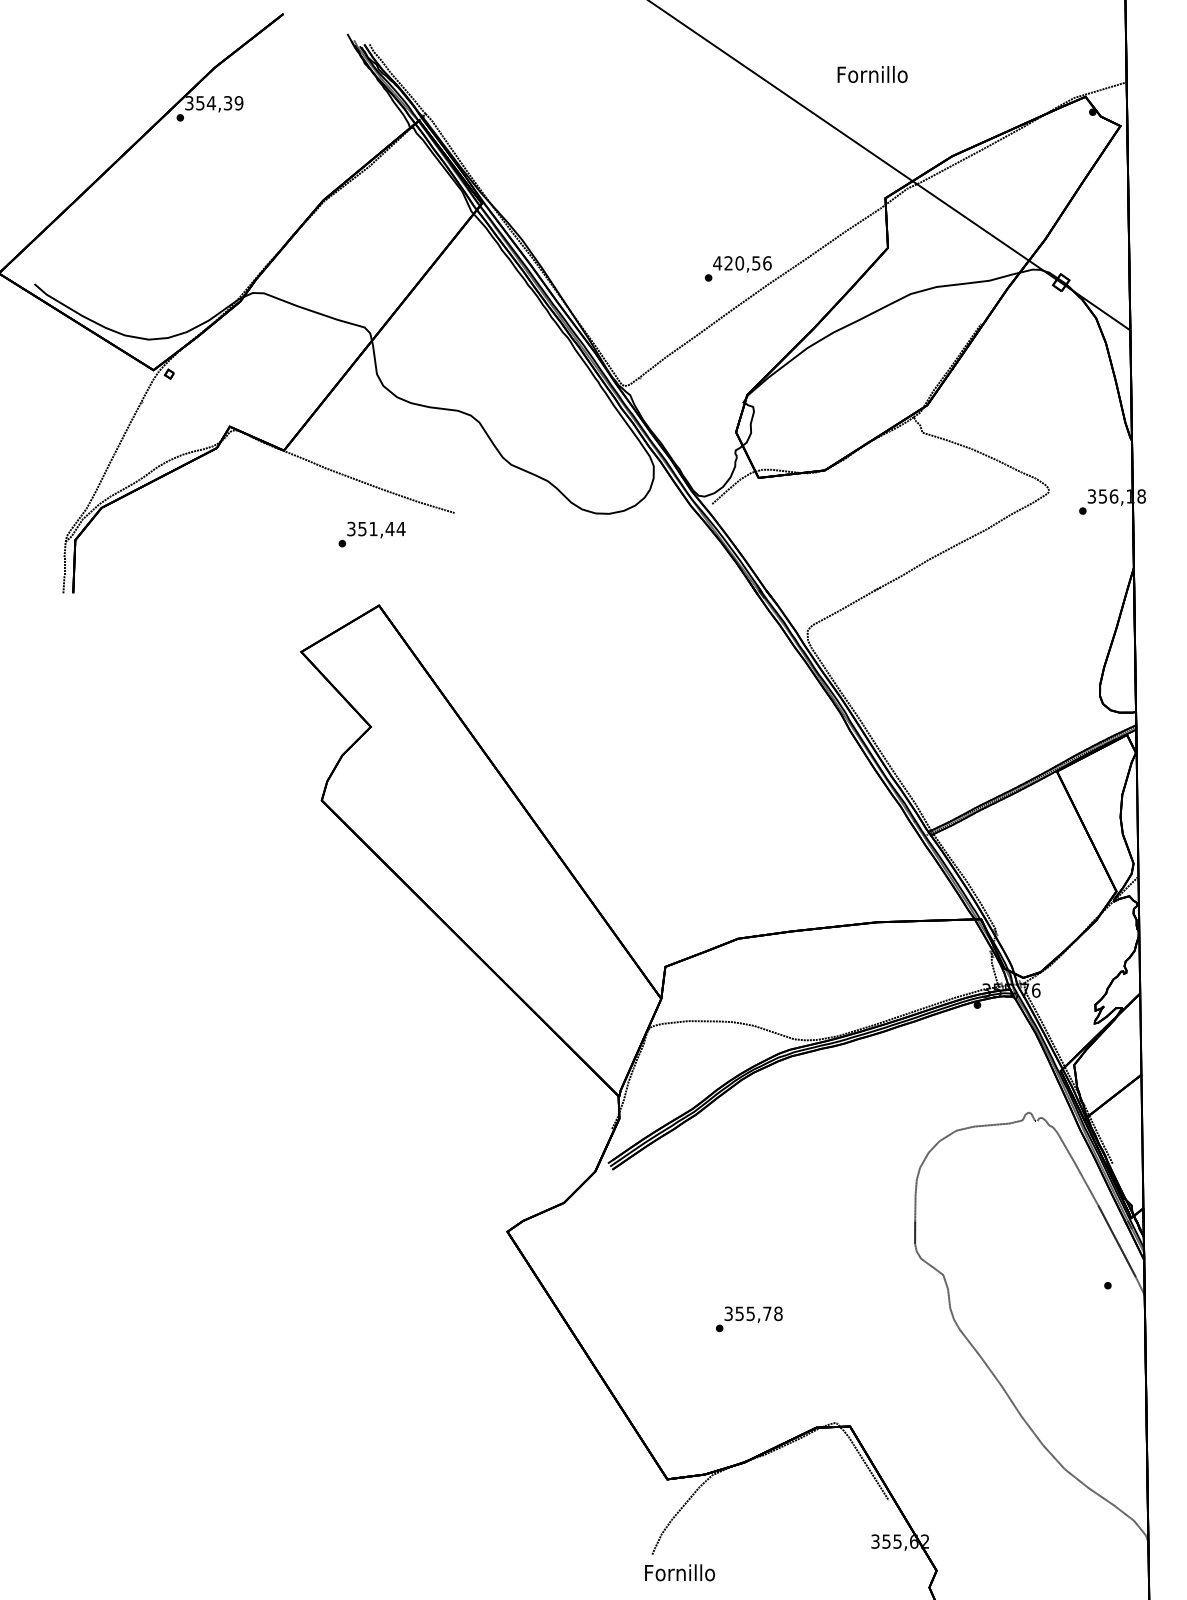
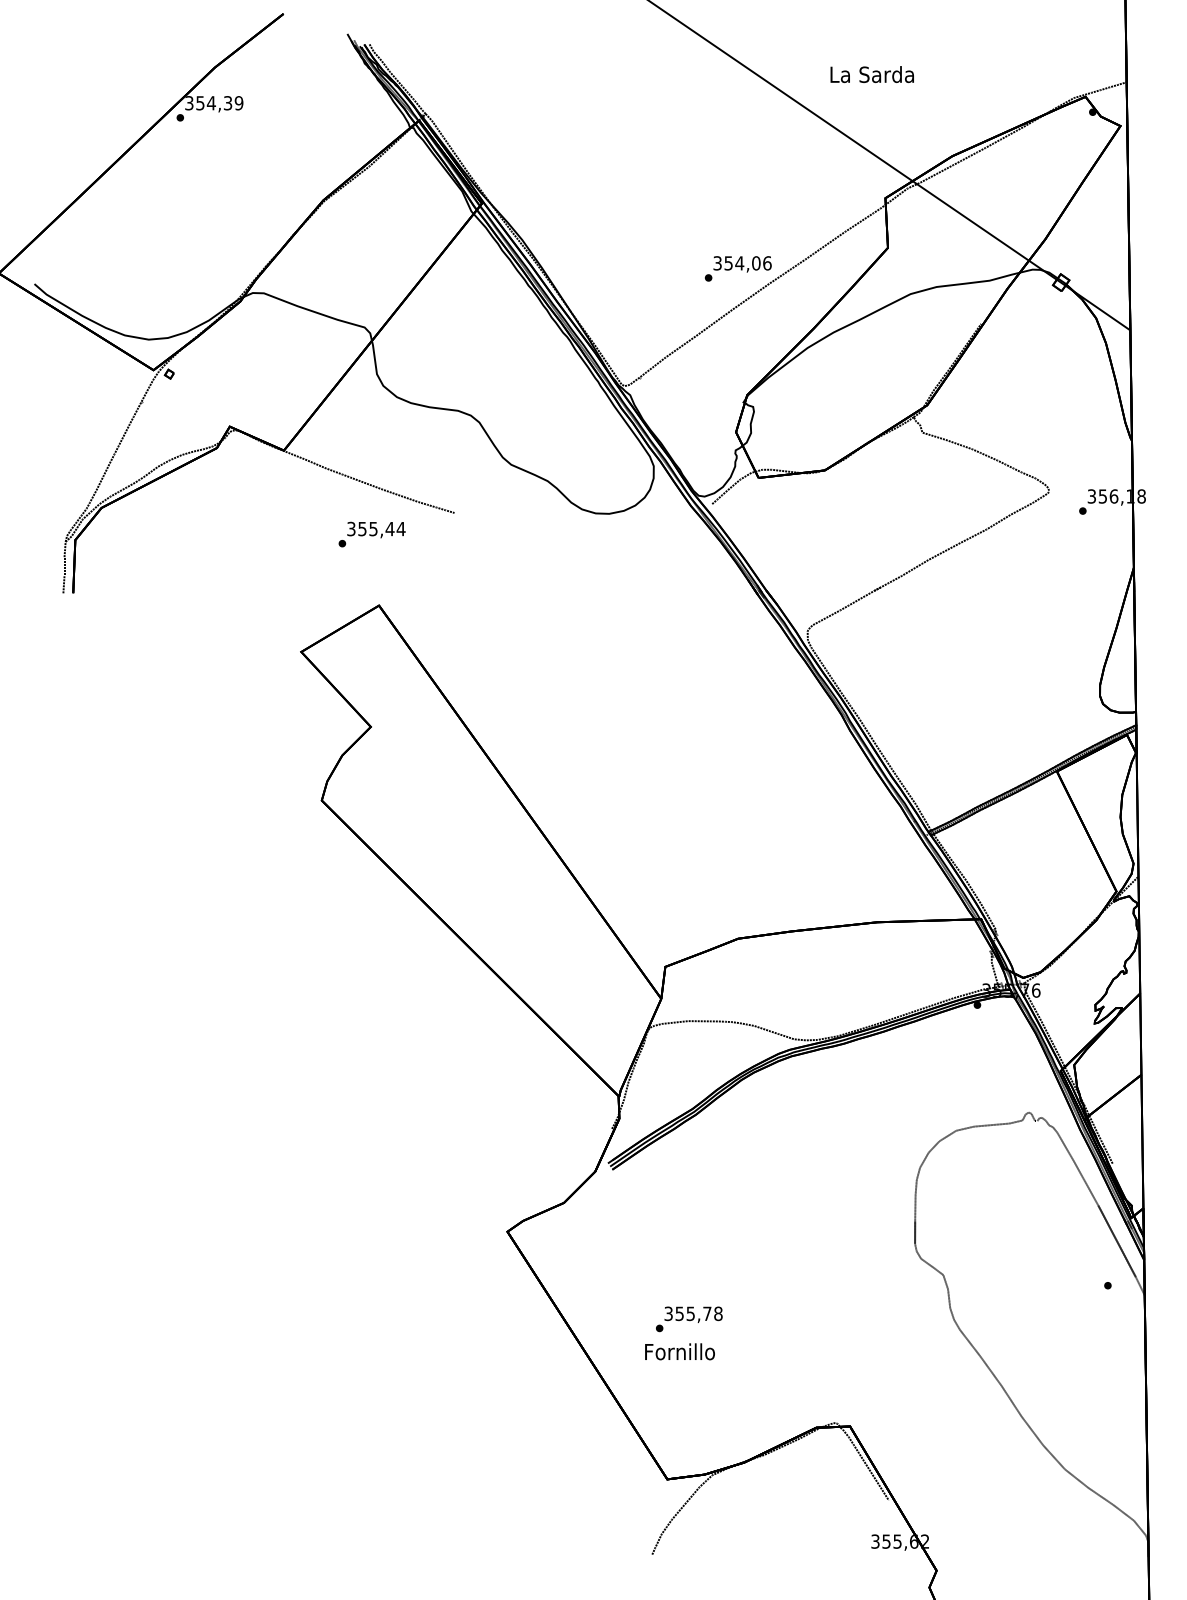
text: Fornillo -> La Sarda (871, 74)
text: 420,56 -> 354,06 (736, 263)
text: 351,44 -> 355,44 (373, 529)
text position: (749, 1319) -> (689, 1319) (689, 1319)
text position: (679, 1572) -> (679, 1351) (679, 1351)
